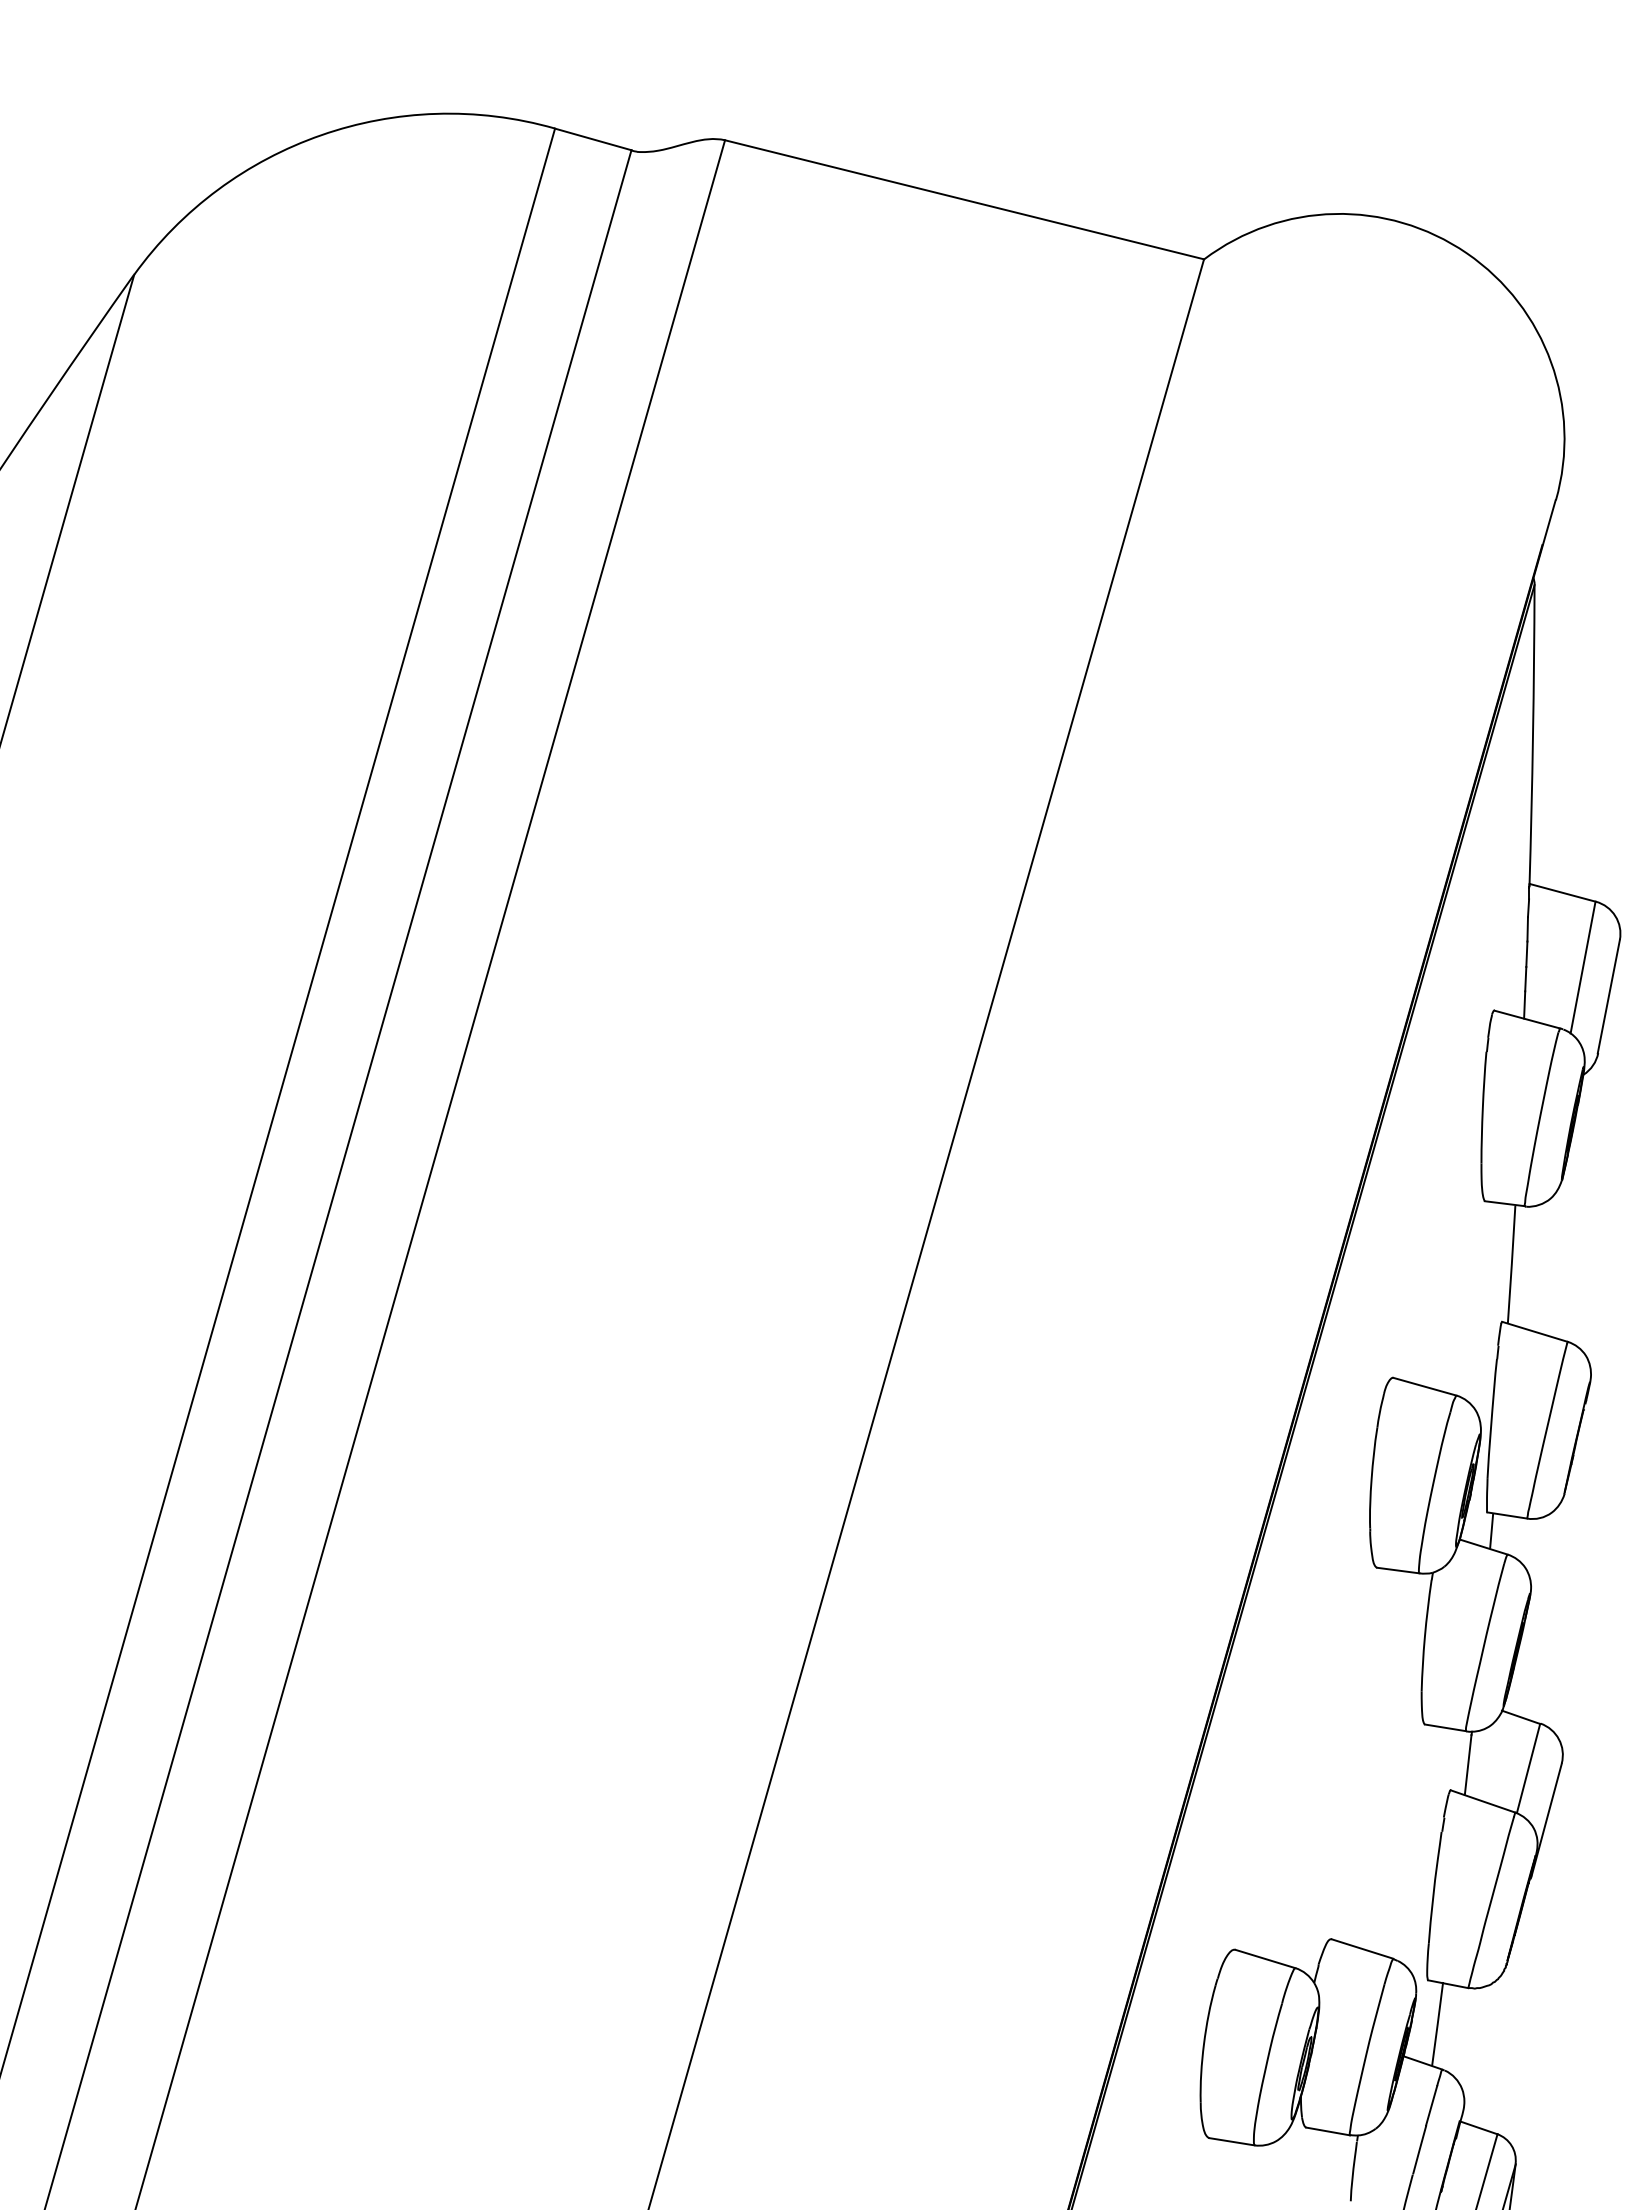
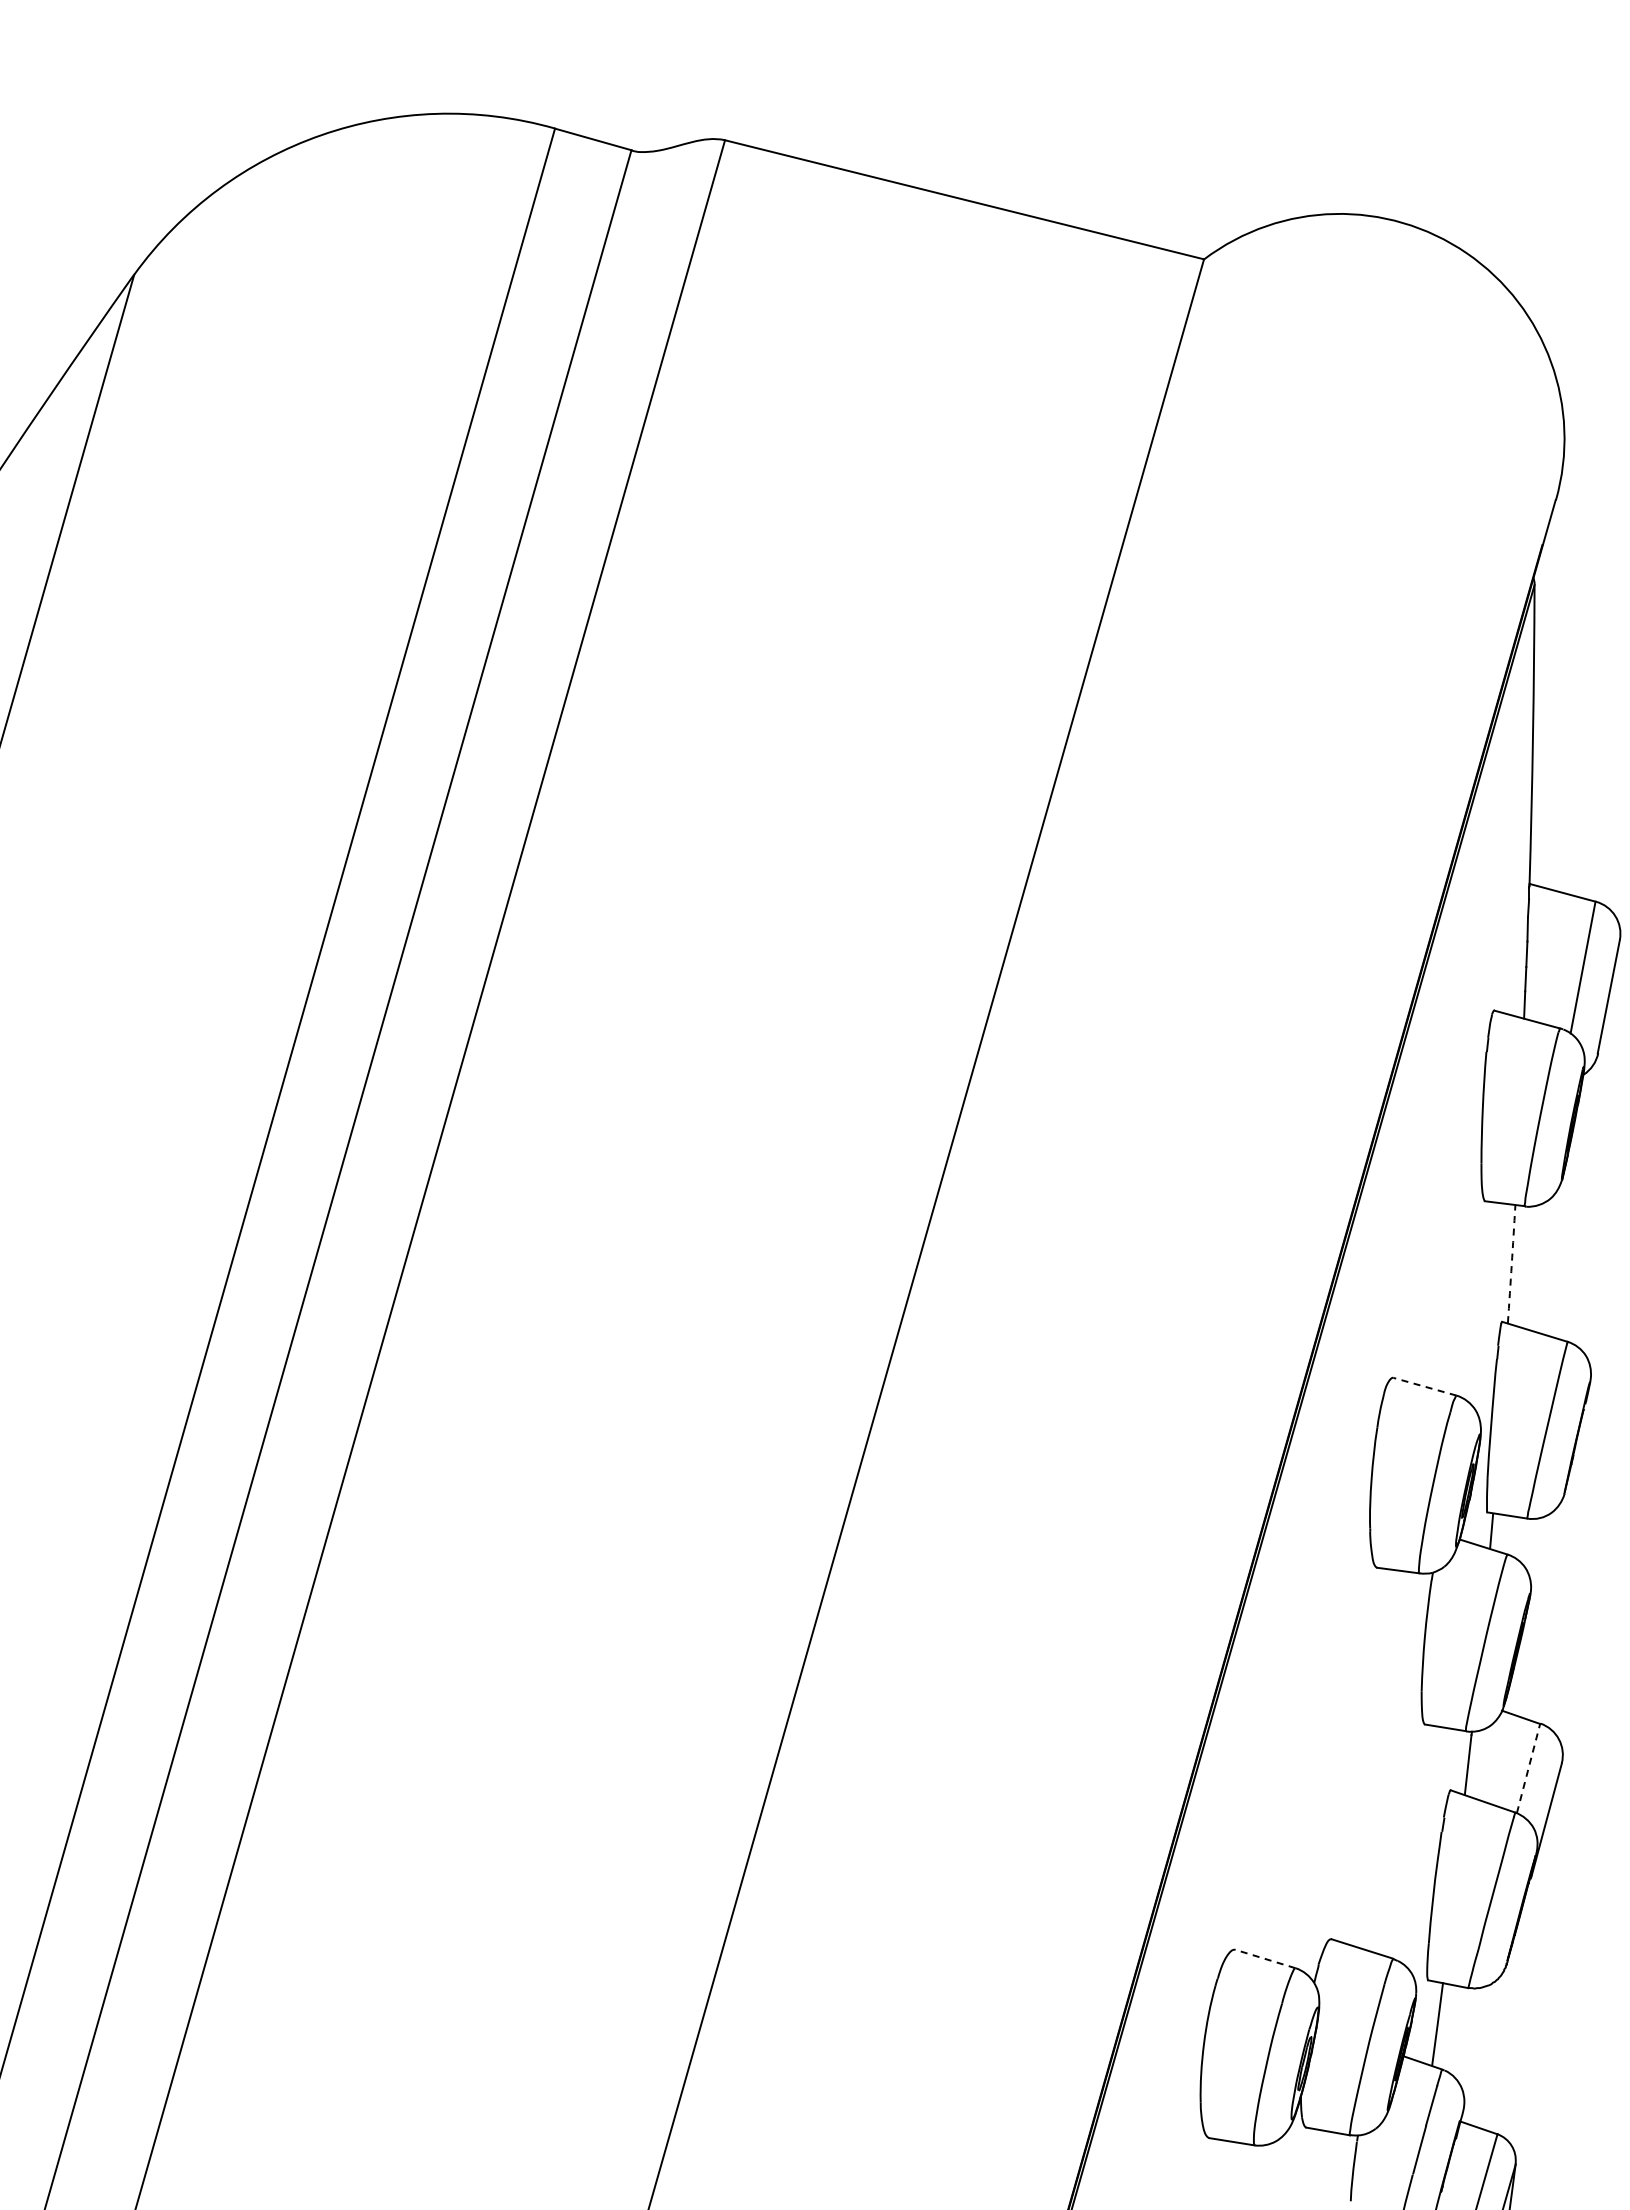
arc: solid -> dashed (1511, 1264)
line: solid -> dashed (1424, 1386)
line: solid -> dashed (1528, 1768)
line: solid -> dashed (1265, 1958)
